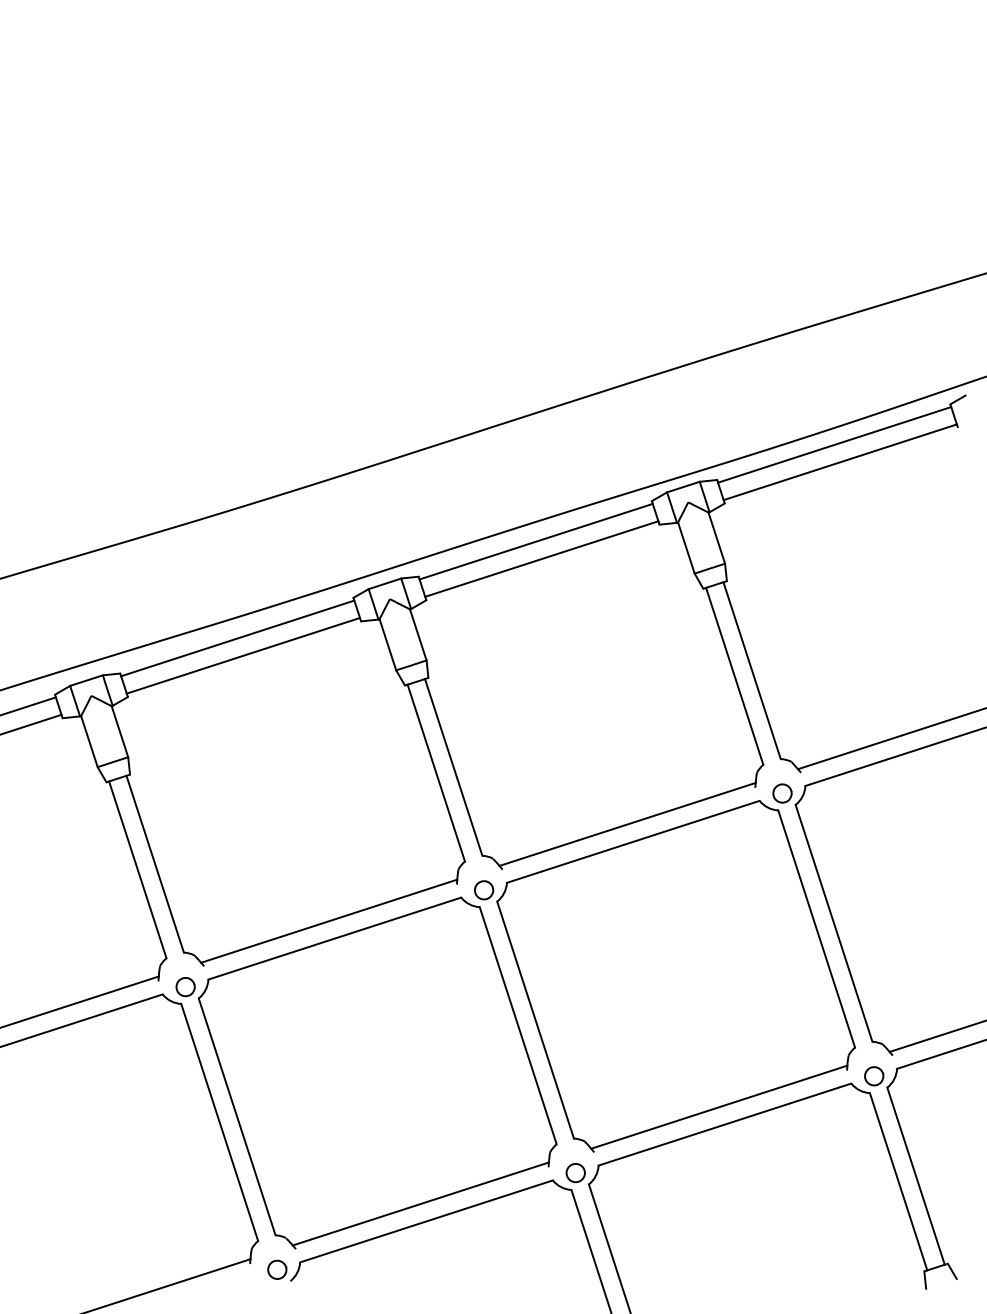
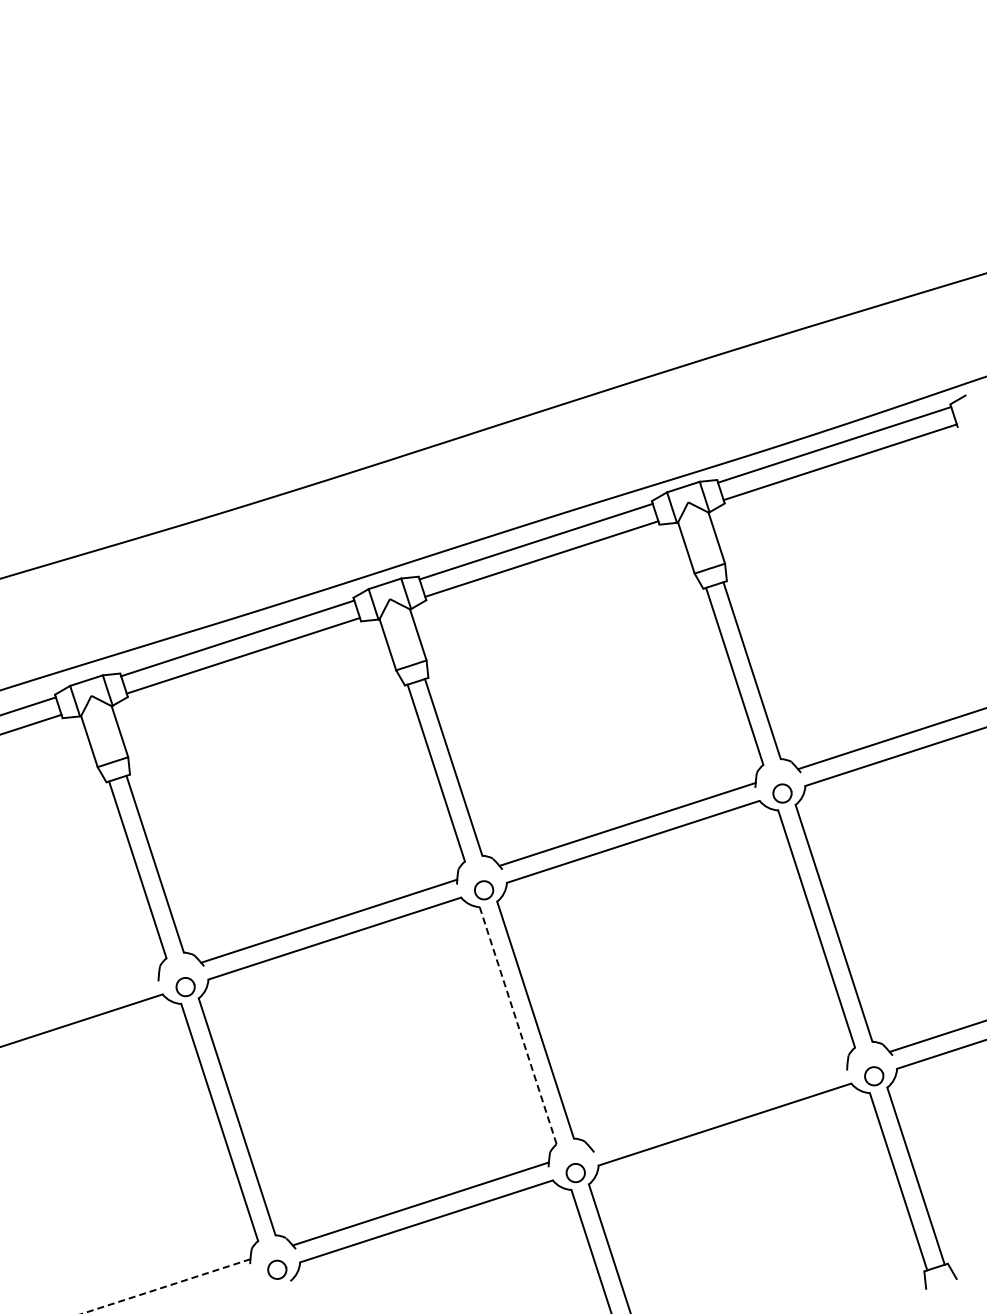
line: present -> none (80, 1001)
line: solid -> dashed (518, 1025)
line: present -> none (719, 1106)
line: solid -> dashed (166, 1286)
